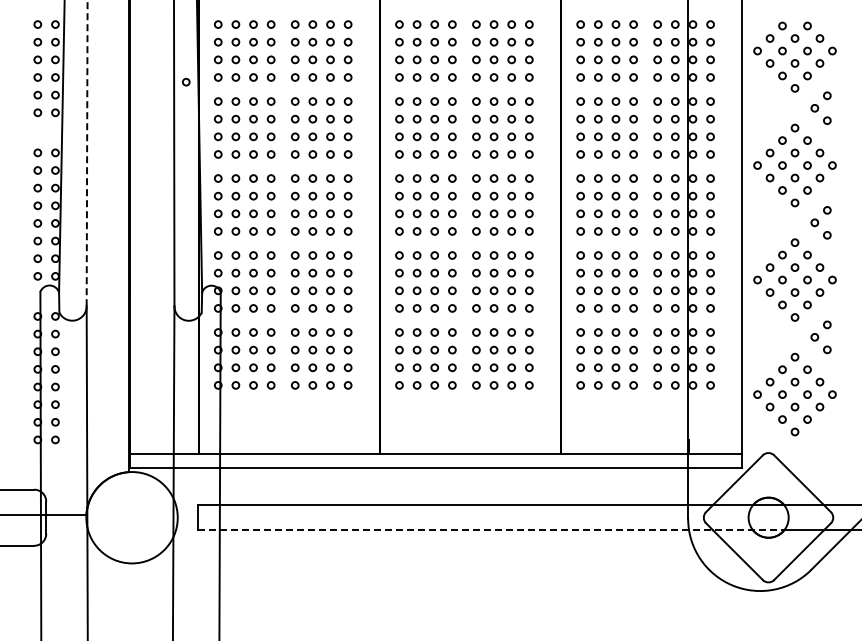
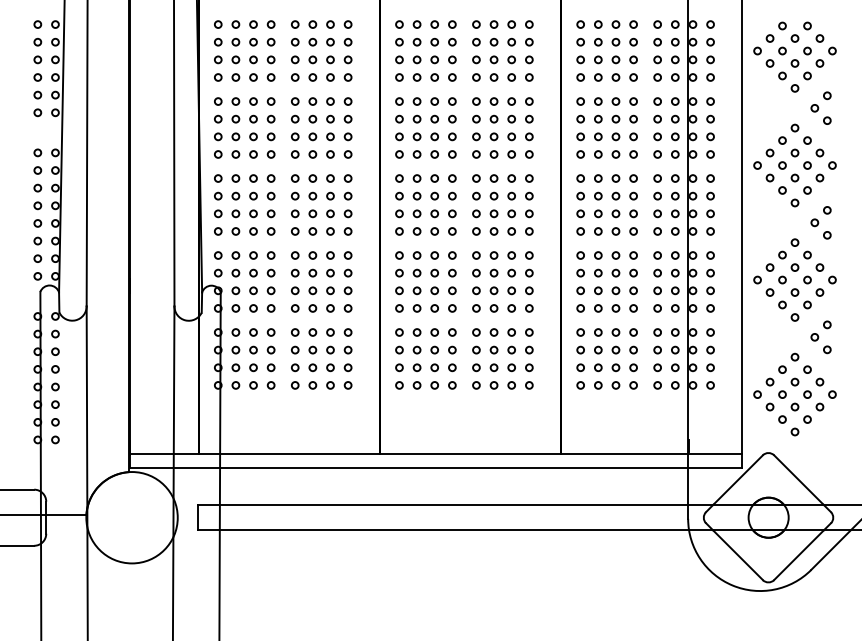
circle: present -> none (186, 81)
line: dashed -> solid (87, 153)
line: dashed -> solid (491, 530)
